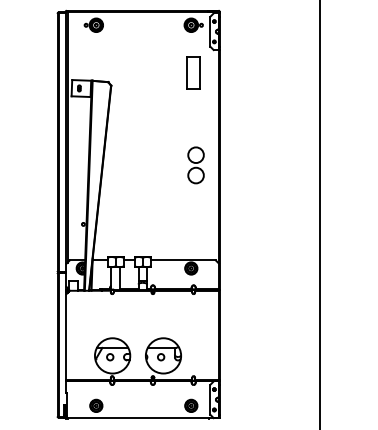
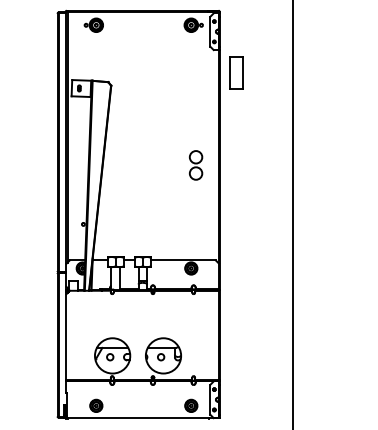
part position: (193, 72) -> (236, 72) (236, 72)
part size: 18x39 px -> 16x31 px (195, 165)
line position: (320, 214) -> (293, 214) (293, 214)
